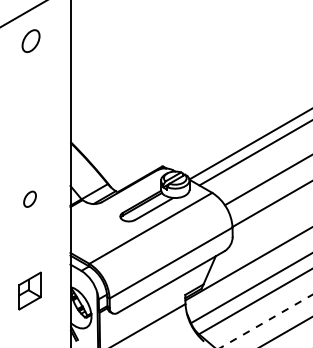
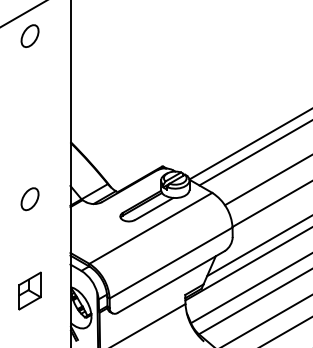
part position: (30, 40) -> (29, 35) (29, 35)
part size: 14x18 px -> 20x25 px (29, 199)
line: none -> present (258, 246)
line: dashed -> solid (266, 321)
